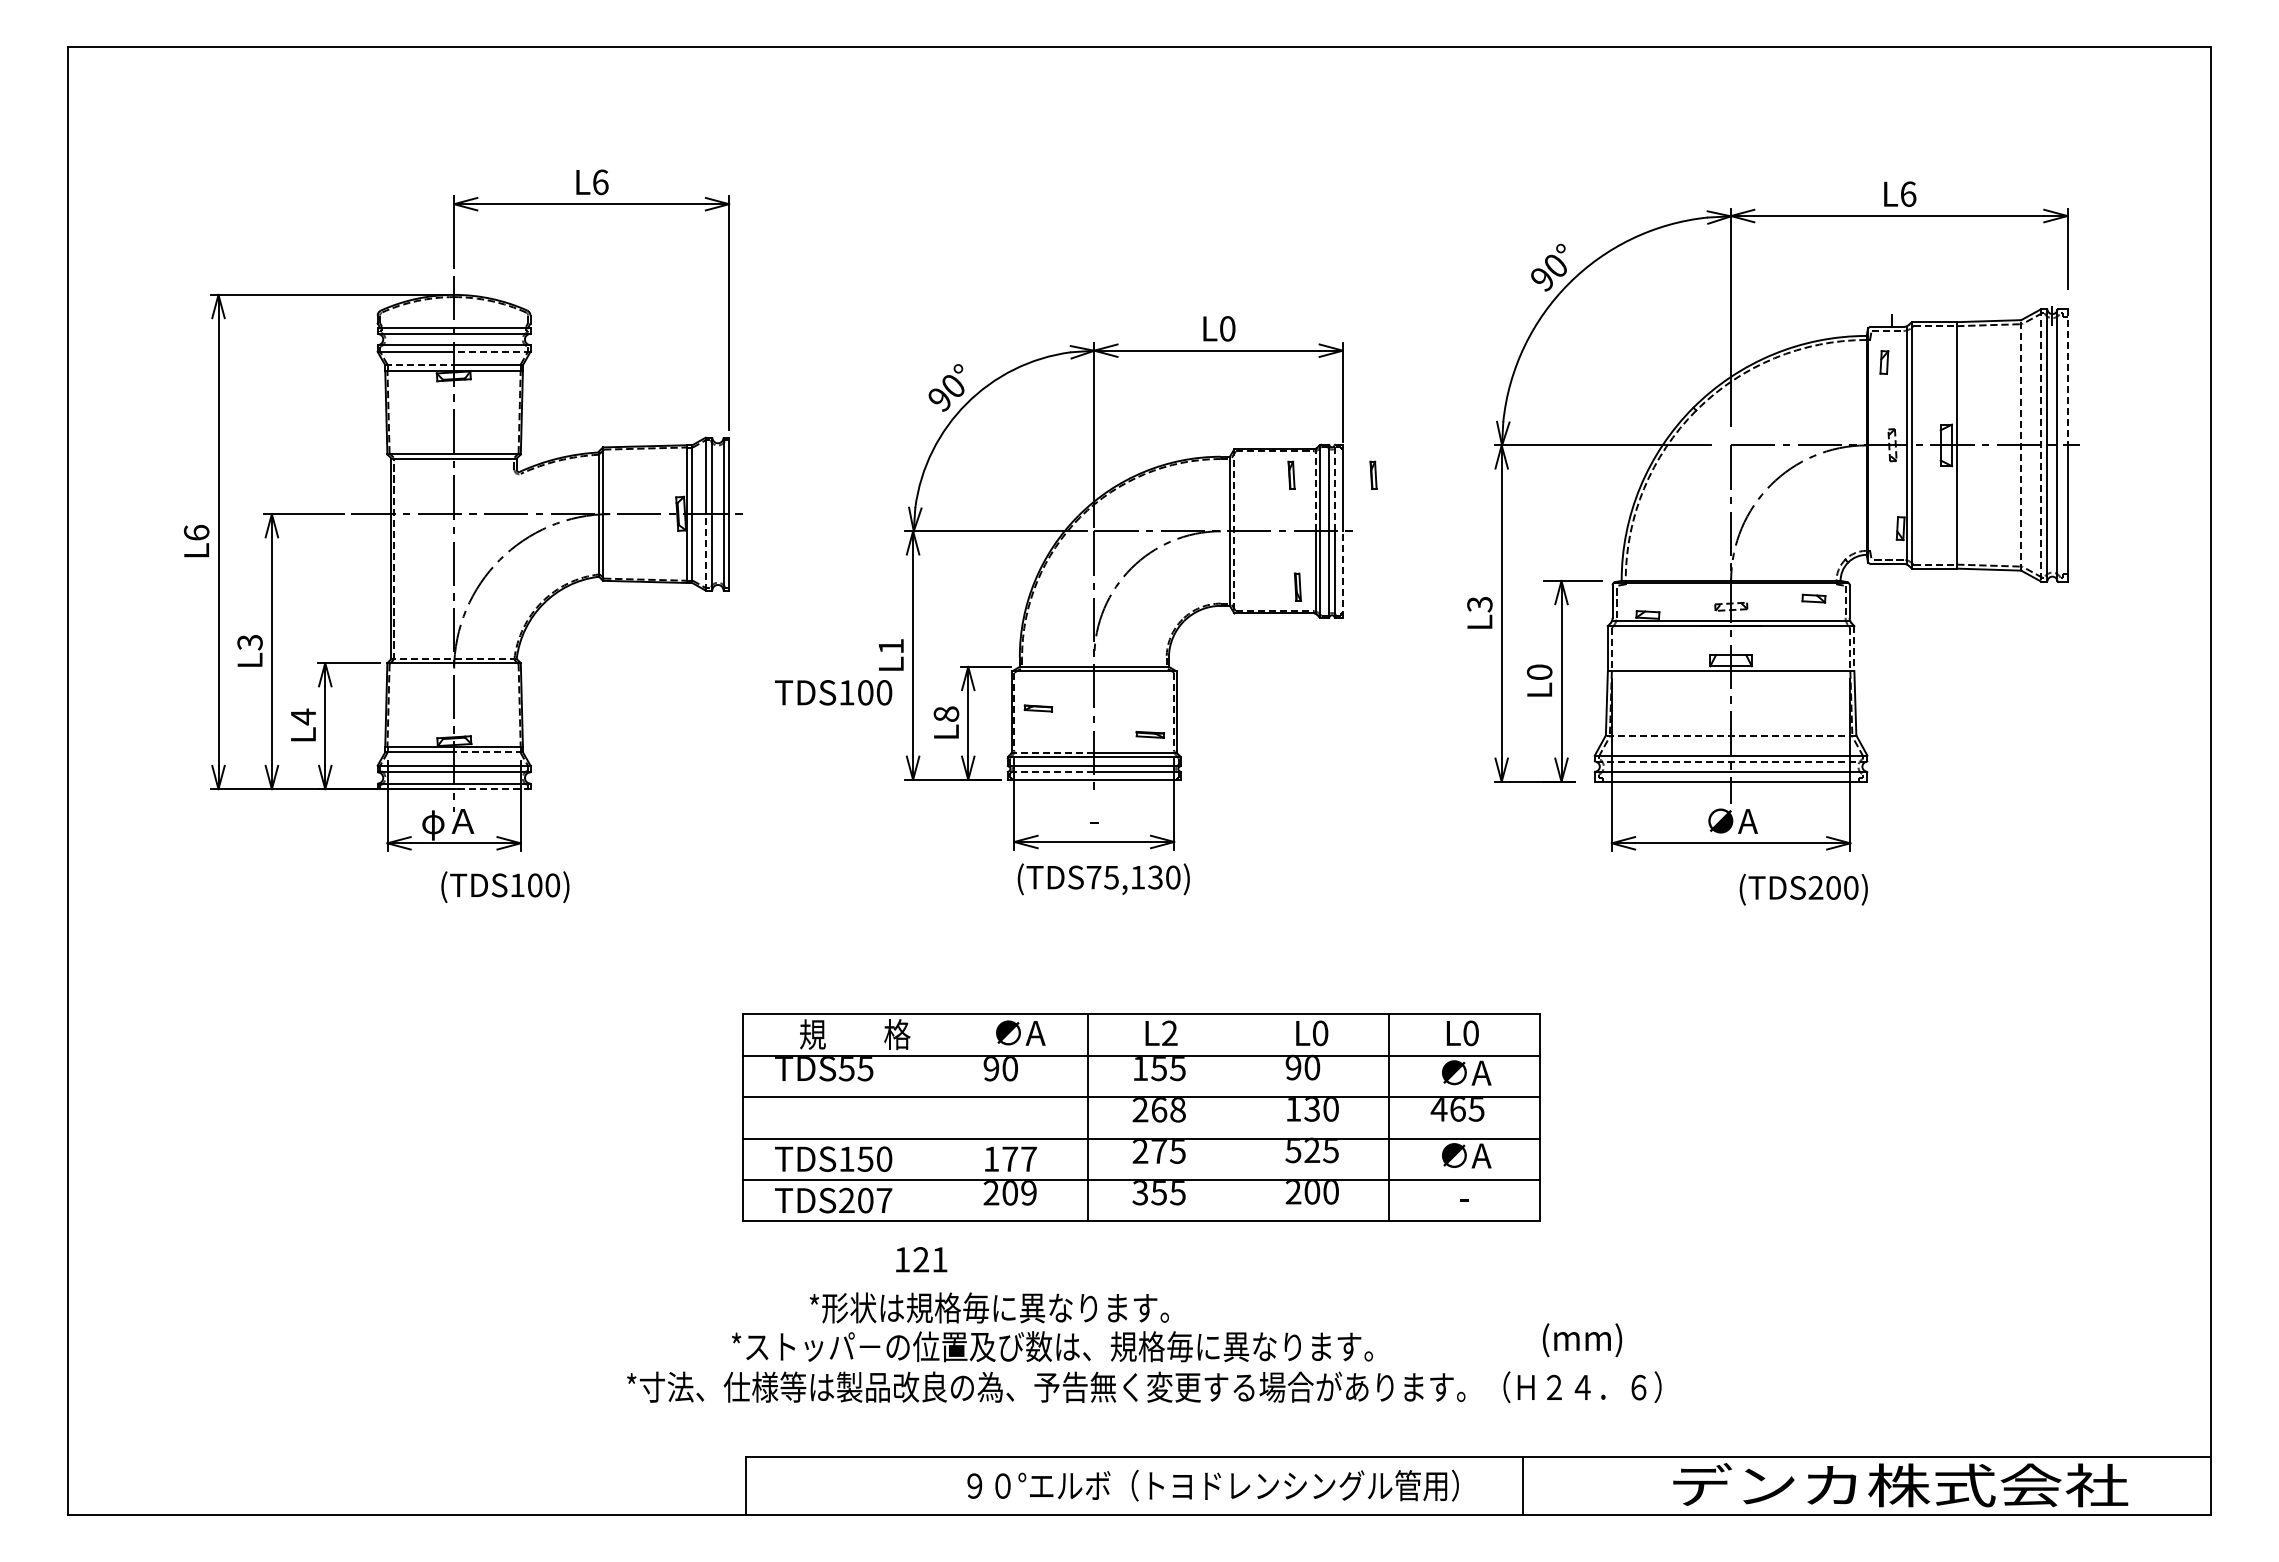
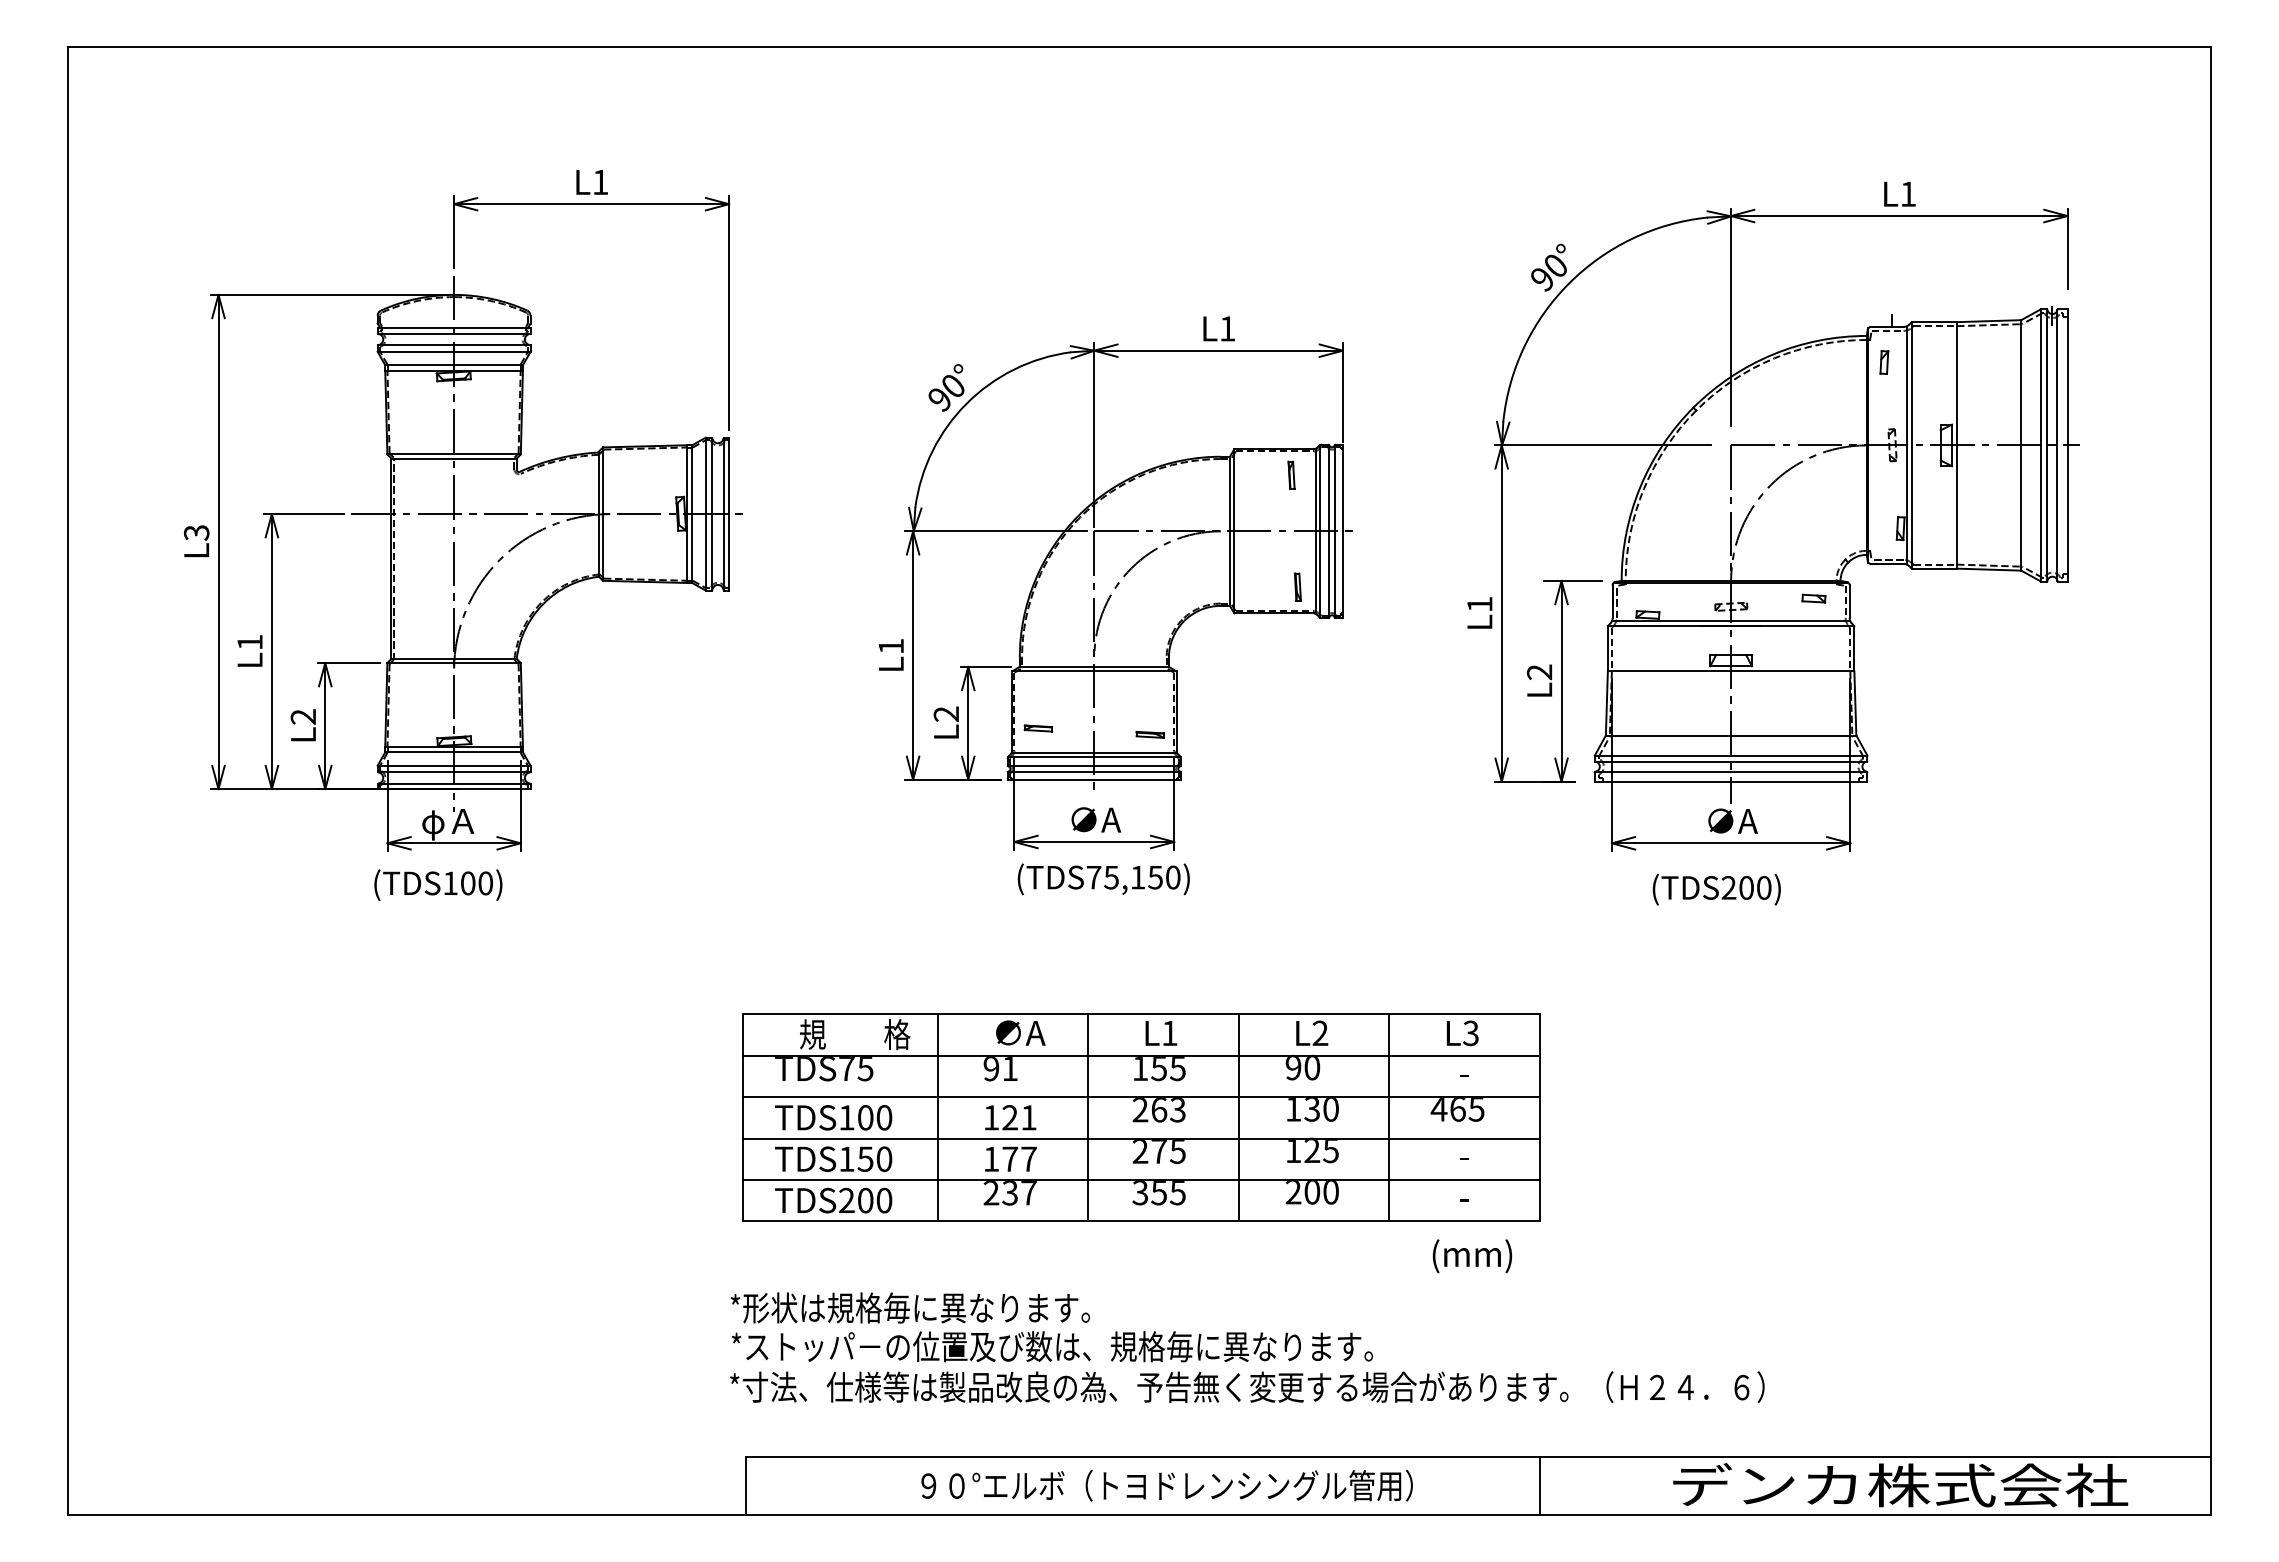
text: L6 -> L1 (600, 182)
text: L6 -> L1 (1908, 193)
text: L0 -> L1 (1227, 328)
line: dashed -> solid (491, 351)
line: dashed -> solid (420, 365)
line: dashed -> solid (2067, 377)
line: dashed -> solid (2021, 444)
line: dashed -> solid (2041, 445)
part: present -> none (1373, 474)
line: dashed -> solid (1334, 487)
line: dashed -> solid (1315, 489)
line: dashed -> solid (1234, 531)
text: L6 -> L3 (196, 532)
line: dashed -> solid (705, 551)
line: dashed -> solid (1342, 574)
text: L3 -> L1 (1479, 604)
text: L3 -> L1 (249, 642)
line: dashed -> solid (1854, 648)
line: dashed -> solid (454, 658)
text: L0 -> L2 (1539, 672)
text position: (833, 692) -> (833, 1117) (833, 1117)
part position: (1038, 708) -> (1038, 728) (1038, 728)
text: L8 -> L2 (946, 713)
text: L4 -> L2 (302, 716)
line: dashed -> solid (1730, 735)
line: dashed -> solid (488, 752)
line: dashed -> solid (1052, 752)
line: dashed -> solid (1731, 761)
line: dashed -> solid (1050, 771)
line: dashed -> solid (491, 789)
text: - -> ∅A (1096, 819)
text: (TDS75,130) -> (TDS75,150) (1155, 876)
text position: (505, 886) -> (438, 884) (438, 884)
text position: (1803, 889) -> (1716, 889) (1716, 889)
text: L2 -> L1 (1169, 1032)
text: L0 -> L2 (1320, 1033)
text: L0 -> L3 (1470, 1033)
text: TDS55 -> TDS75 (846, 1069)
text: 90 -> 91 (1009, 1069)
text: ∅A -> - (1466, 1072)
text: 268 -> 263 (1177, 1110)
line: none -> present (937, 1117)
line: none -> present (1238, 1117)
text: 525 -> 125 (1293, 1151)
text: ∅A -> - (1466, 1155)
text: 209 -> 237 (1019, 1193)
text: TDS207 -> TDS200 (884, 1200)
text position: (921, 1259) -> (1010, 1117) (1010, 1117)
text position: (989, 1307) -> (910, 1307) (910, 1307)
text position: (1582, 1340) -> (1472, 1256) (1472, 1256)
text position: (1144, 1386) -> (1247, 1386) (1247, 1386)
text position: (1212, 1485) -> (1166, 1485) (1166, 1485)
line position: (1523, 1485) -> (1540, 1485) (1540, 1485)
